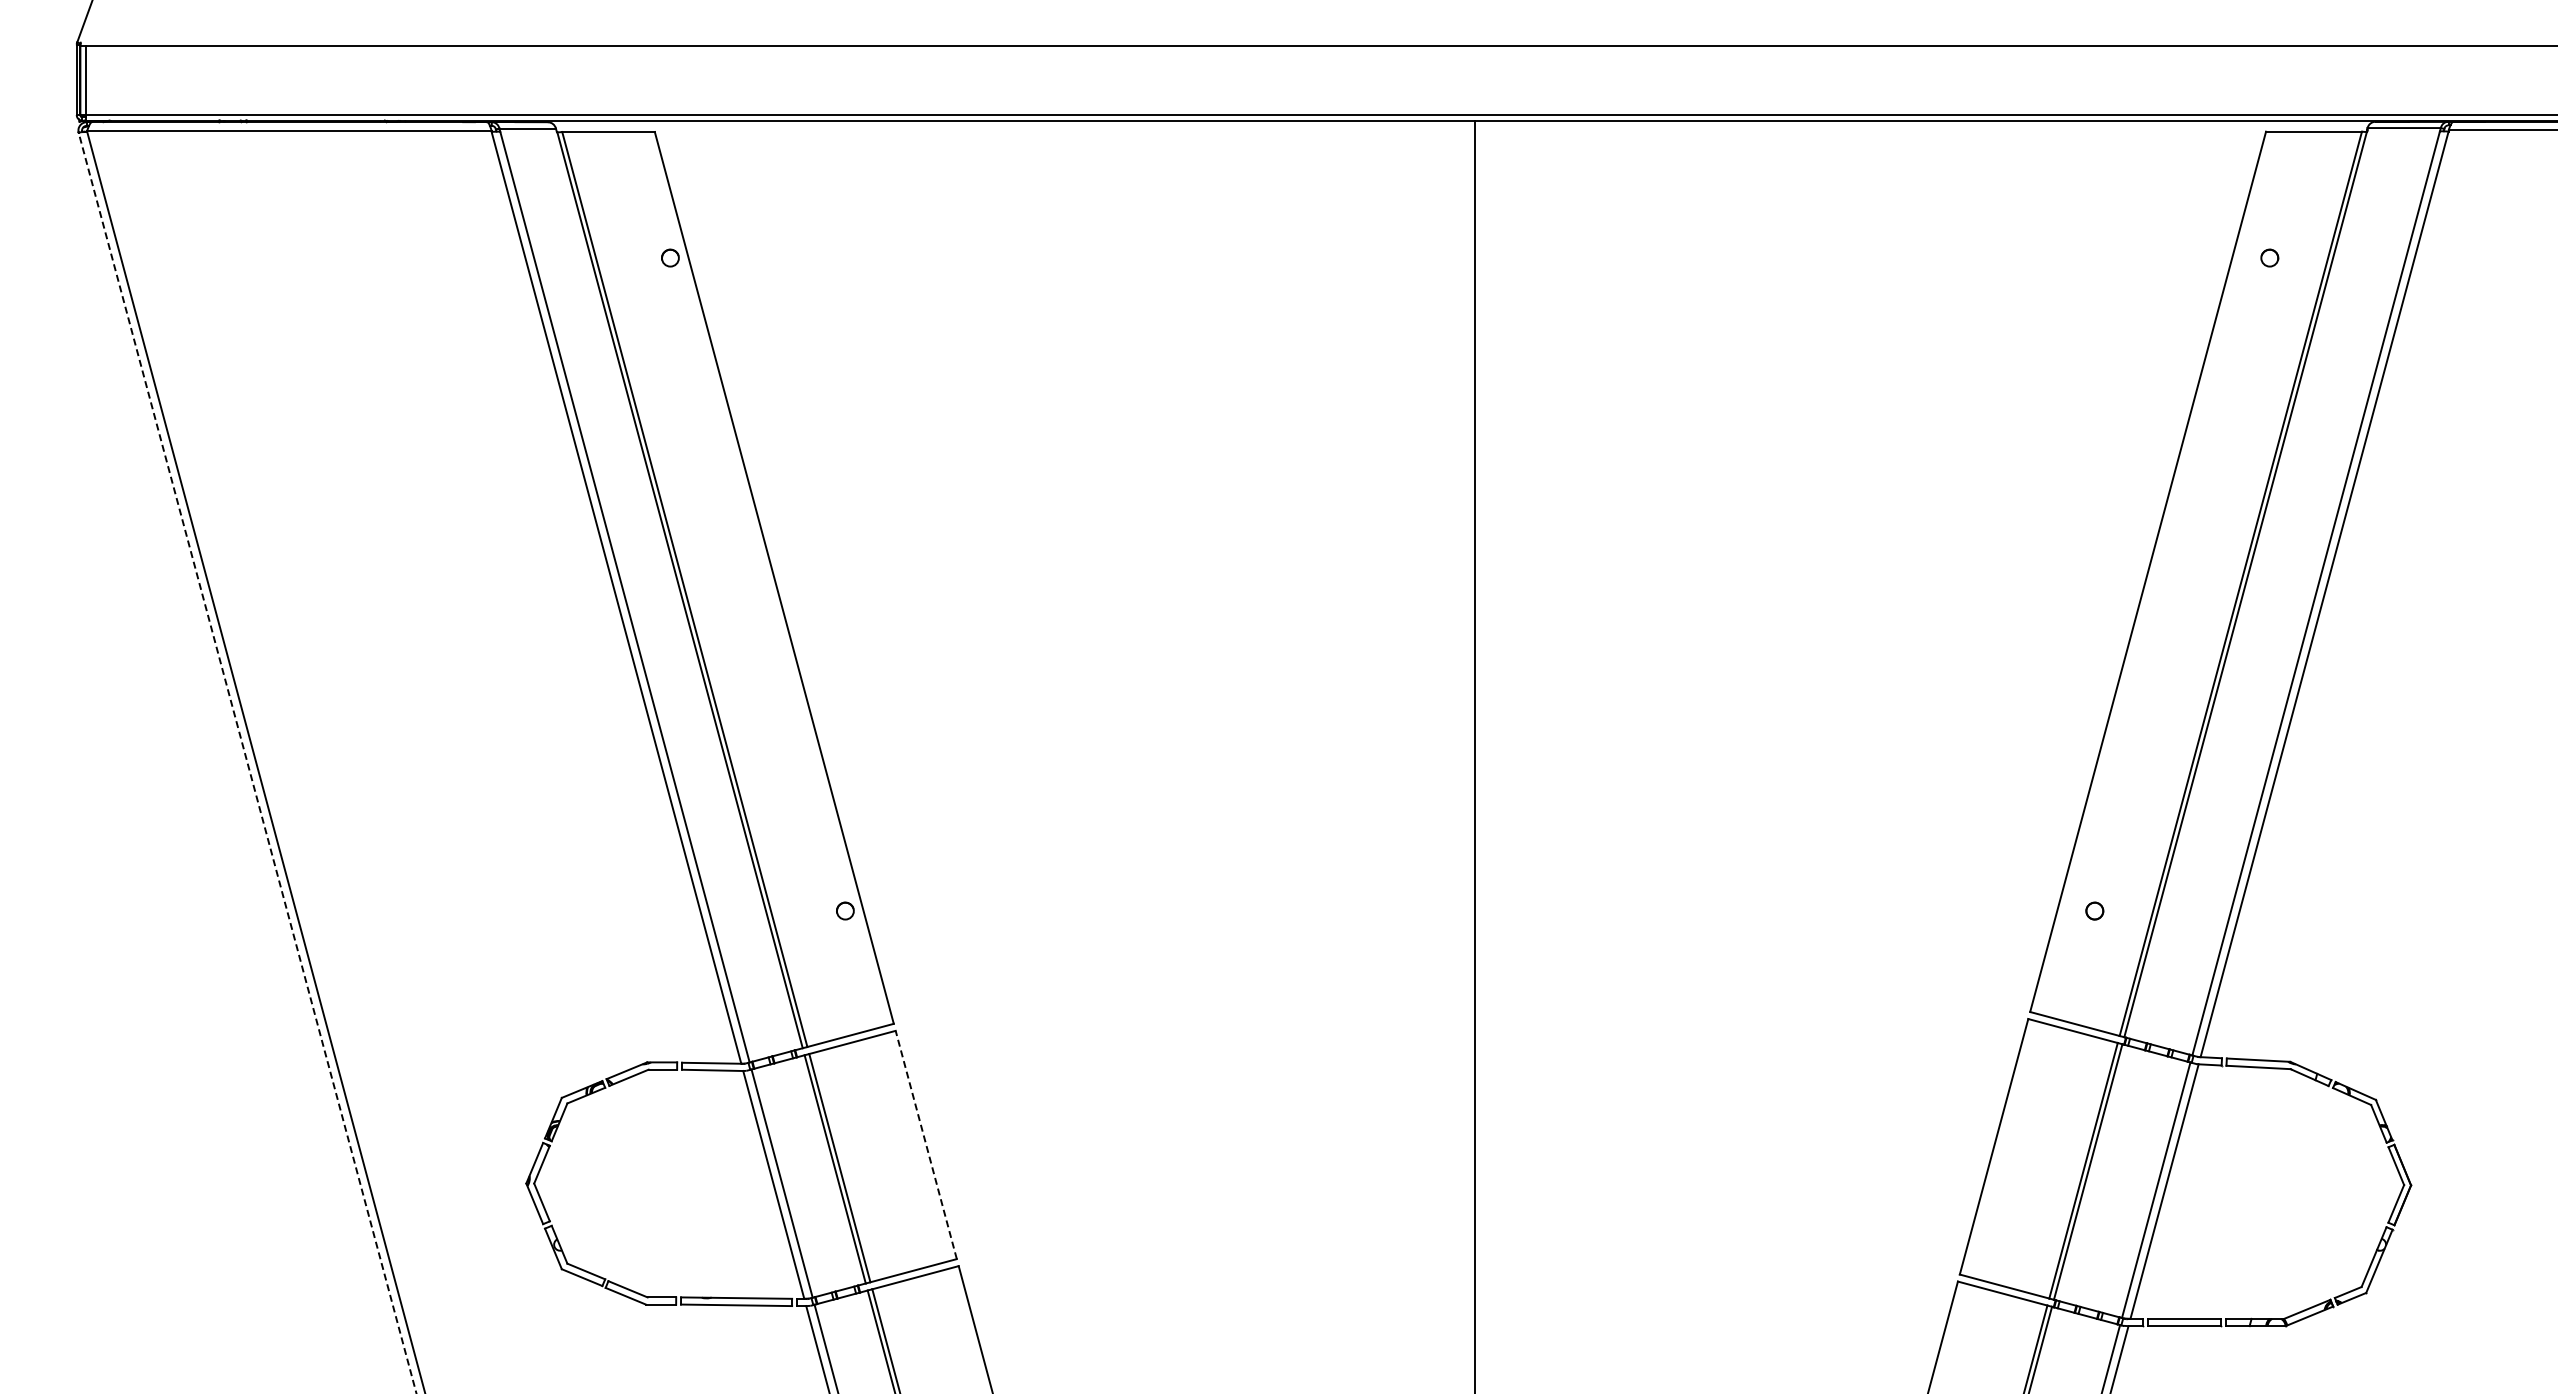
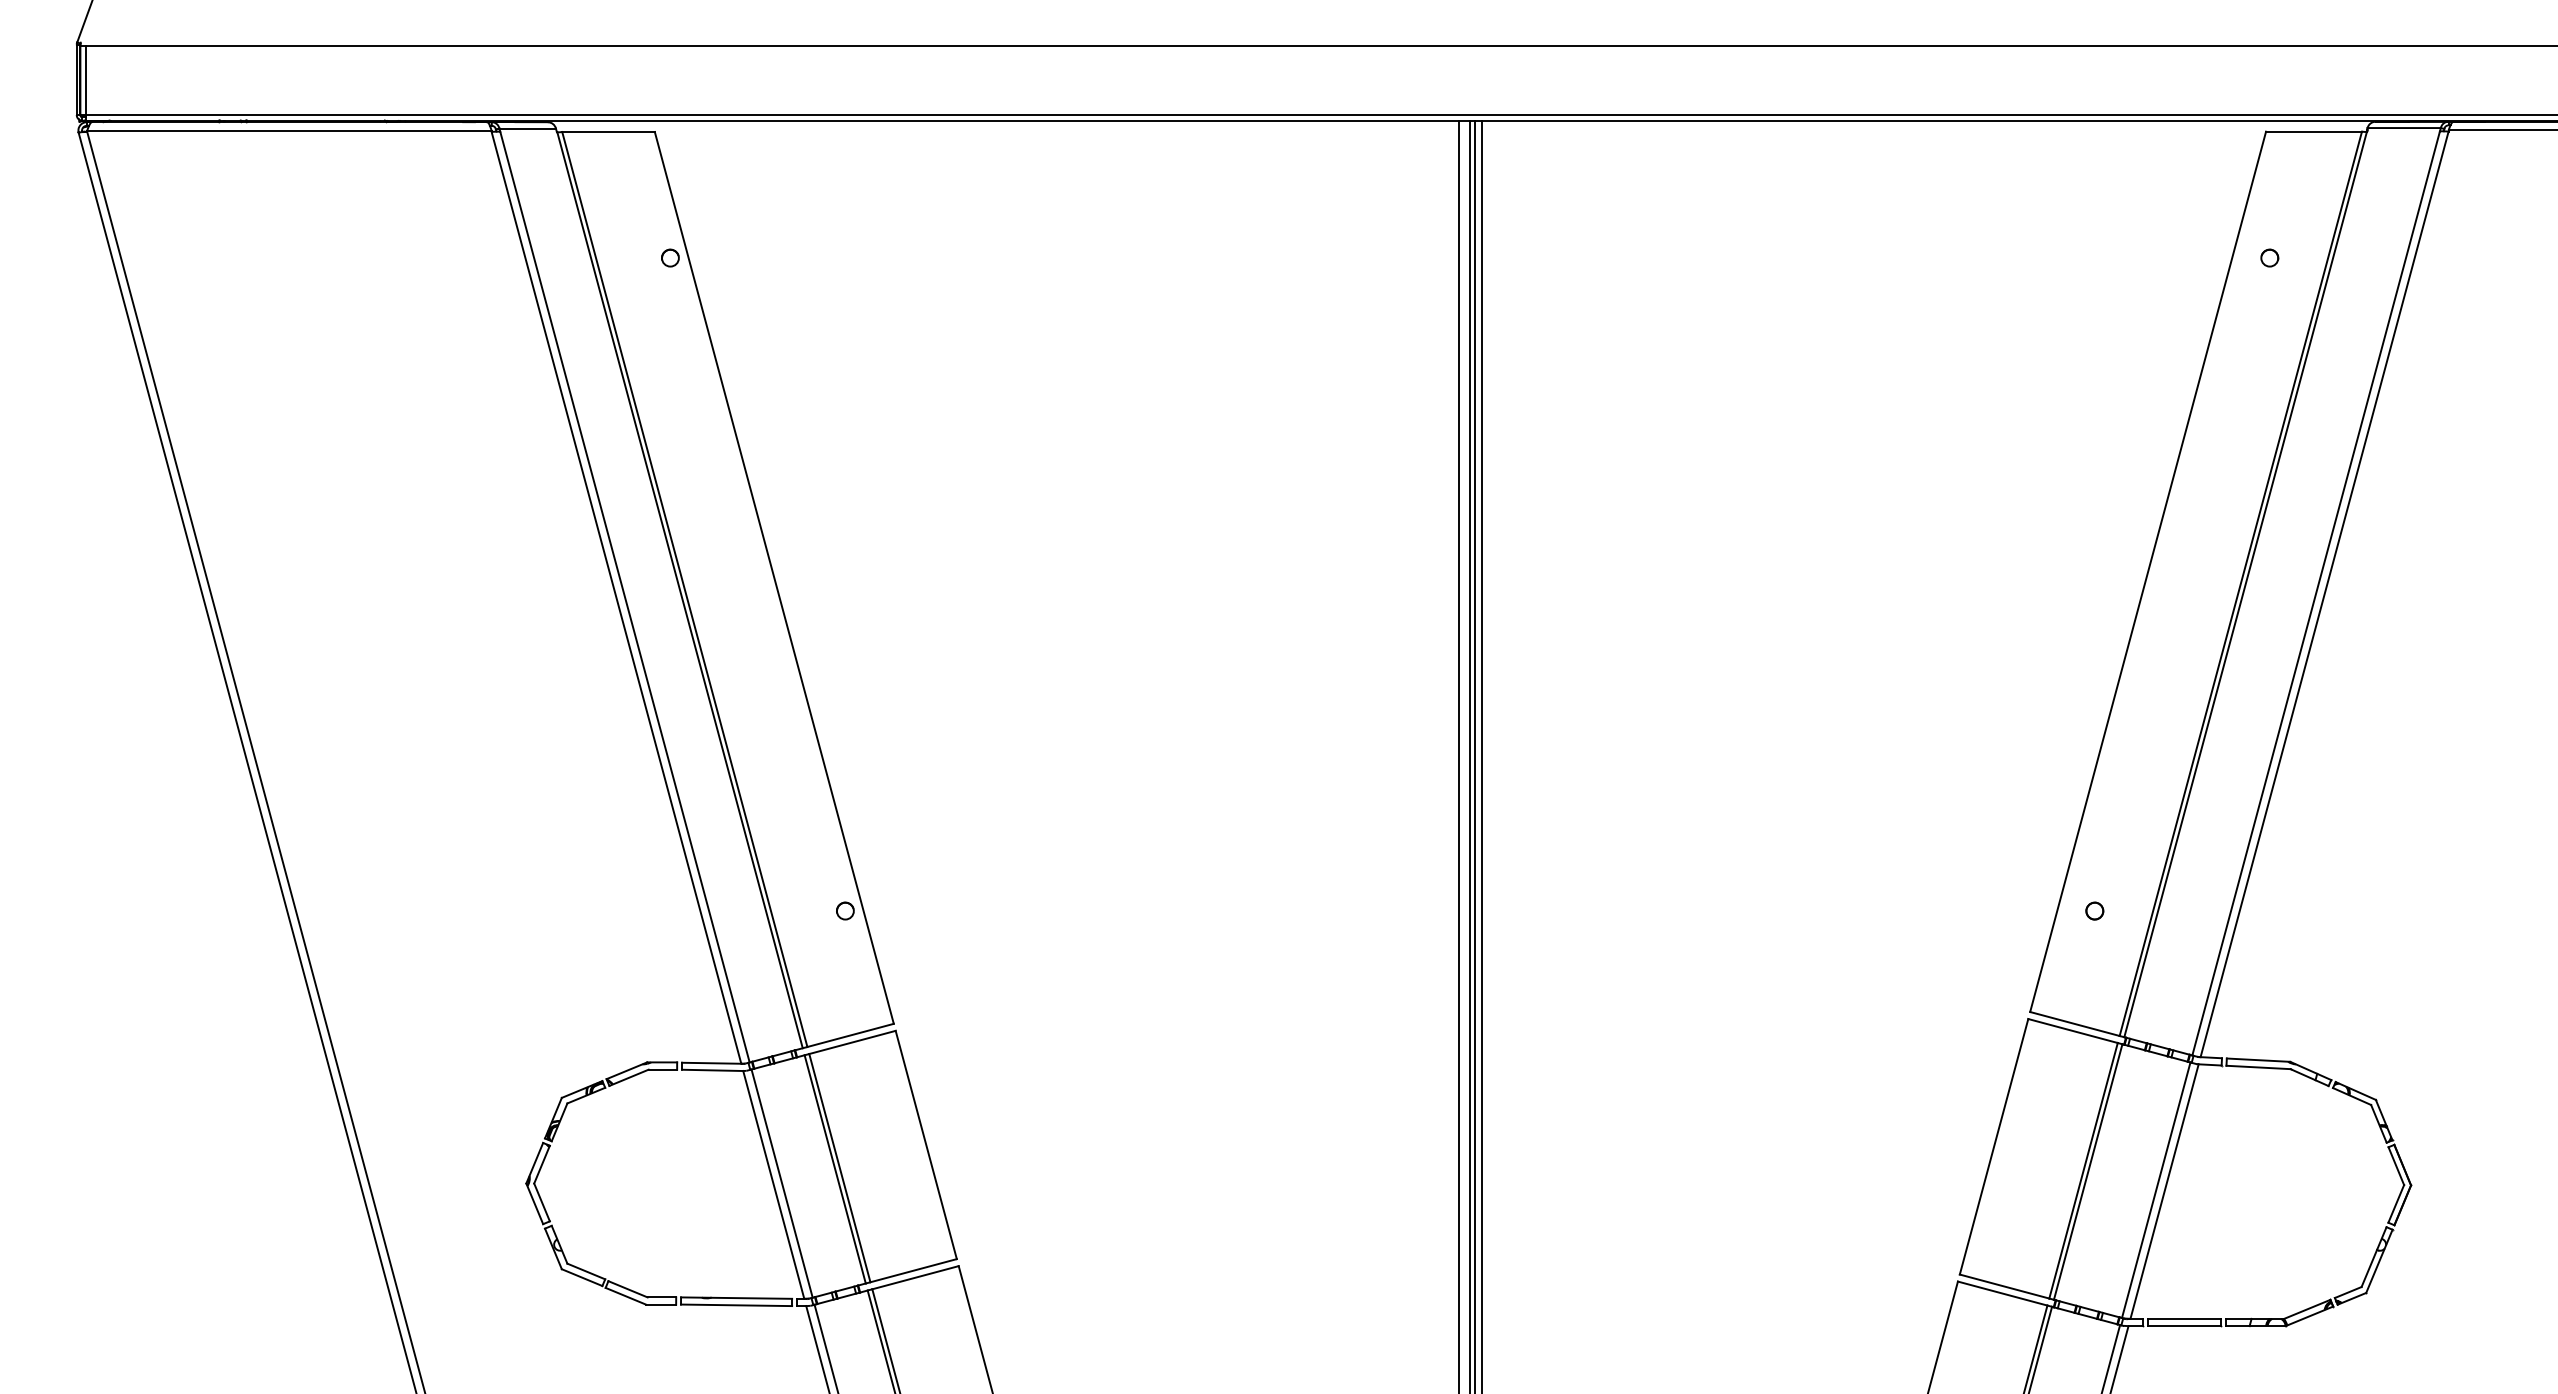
line: none -> present (1458, 755)
line: none -> present (1470, 755)
line: none -> present (1481, 755)
line: dashed -> solid (247, 763)
line: dashed -> solid (926, 1144)
